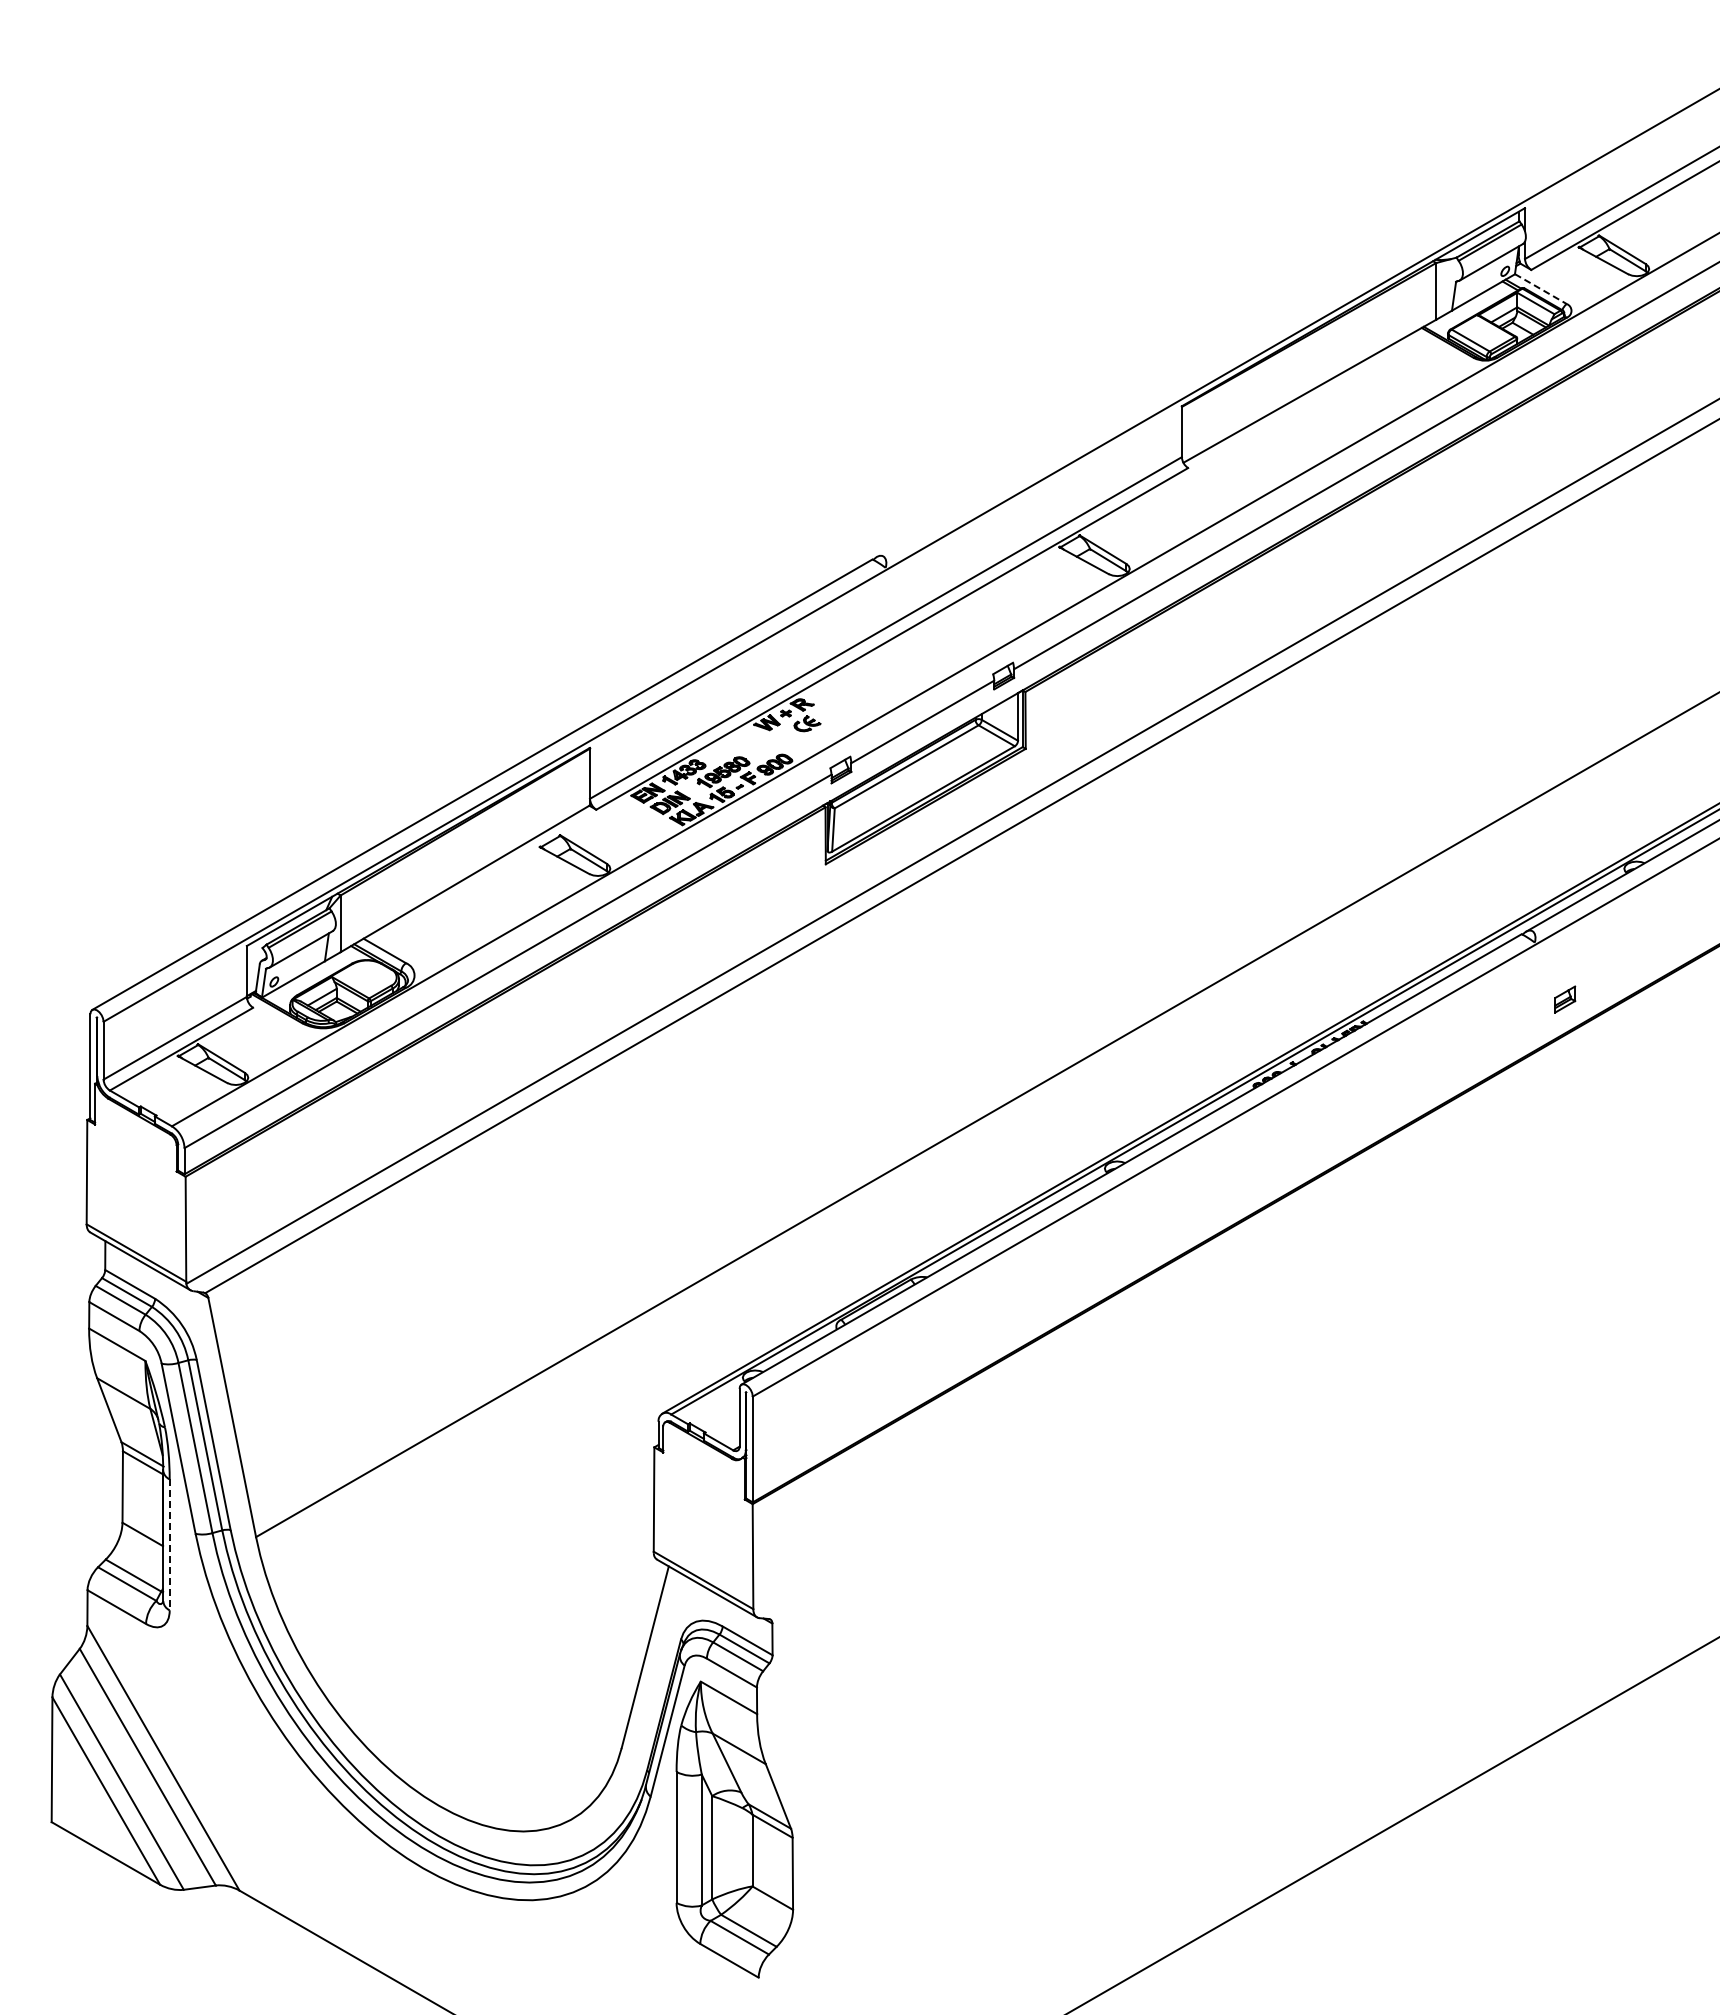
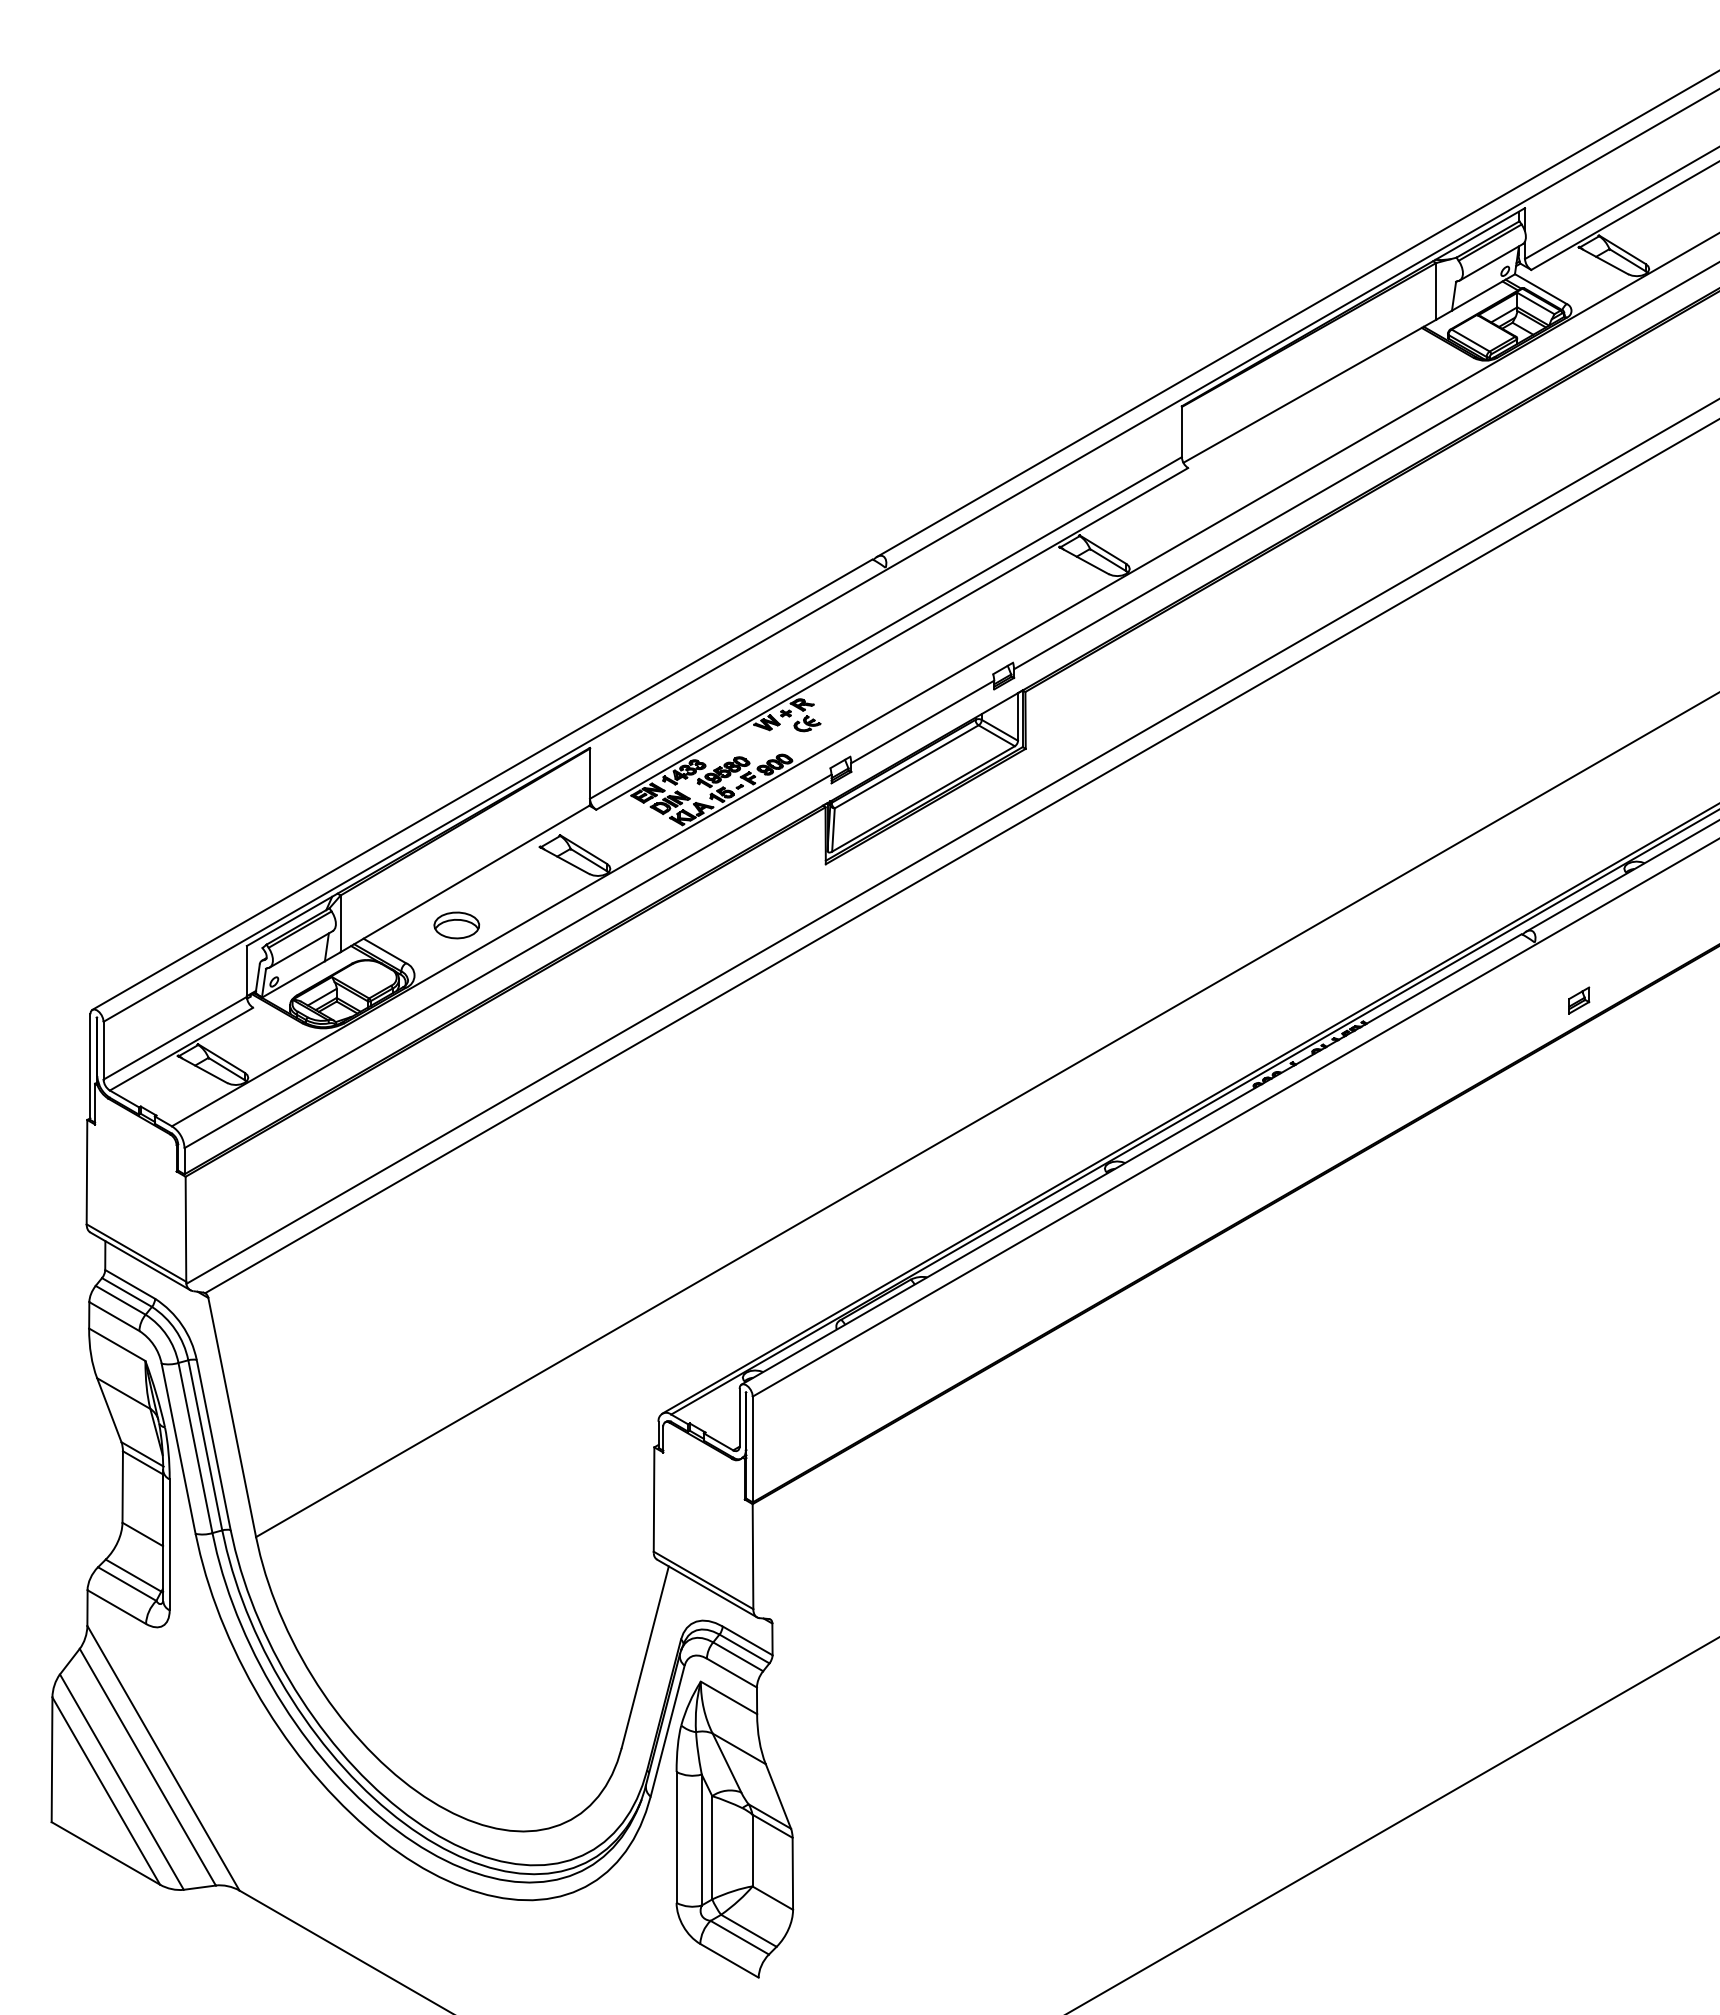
line: dashed -> solid (1540, 289)
line: none -> present (1296, 314)
part: none -> present (456, 925)
part position: (1565, 999) -> (1579, 1000) (1579, 1000)
line: dashed -> solid (169, 1545)
